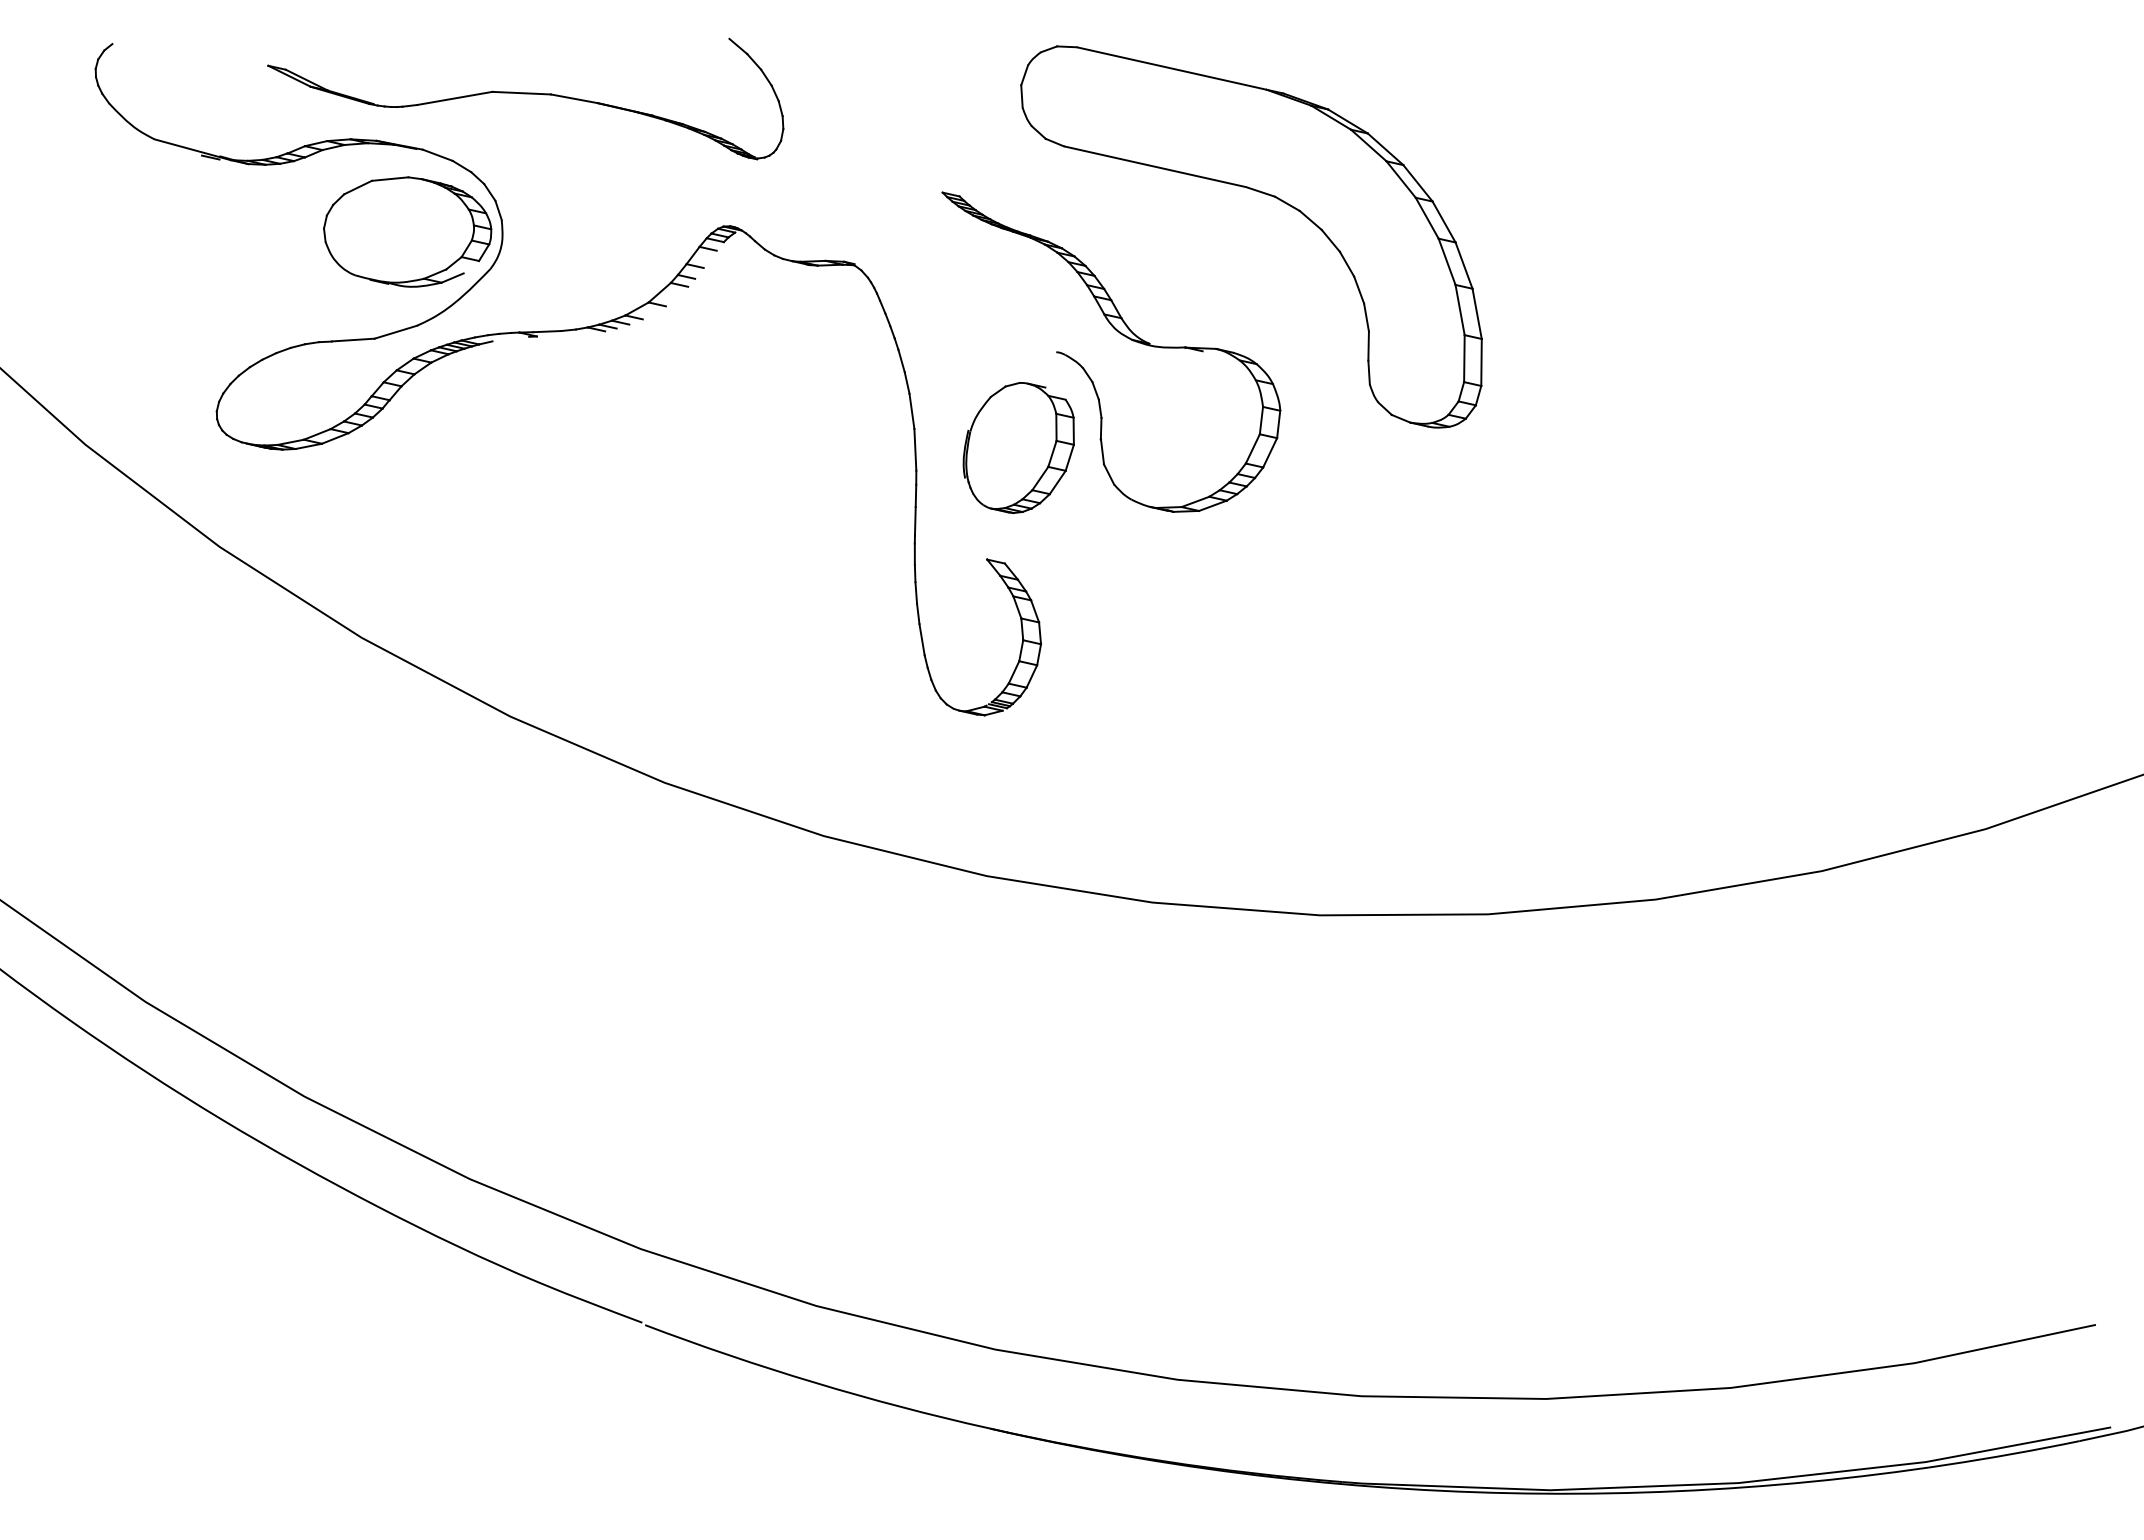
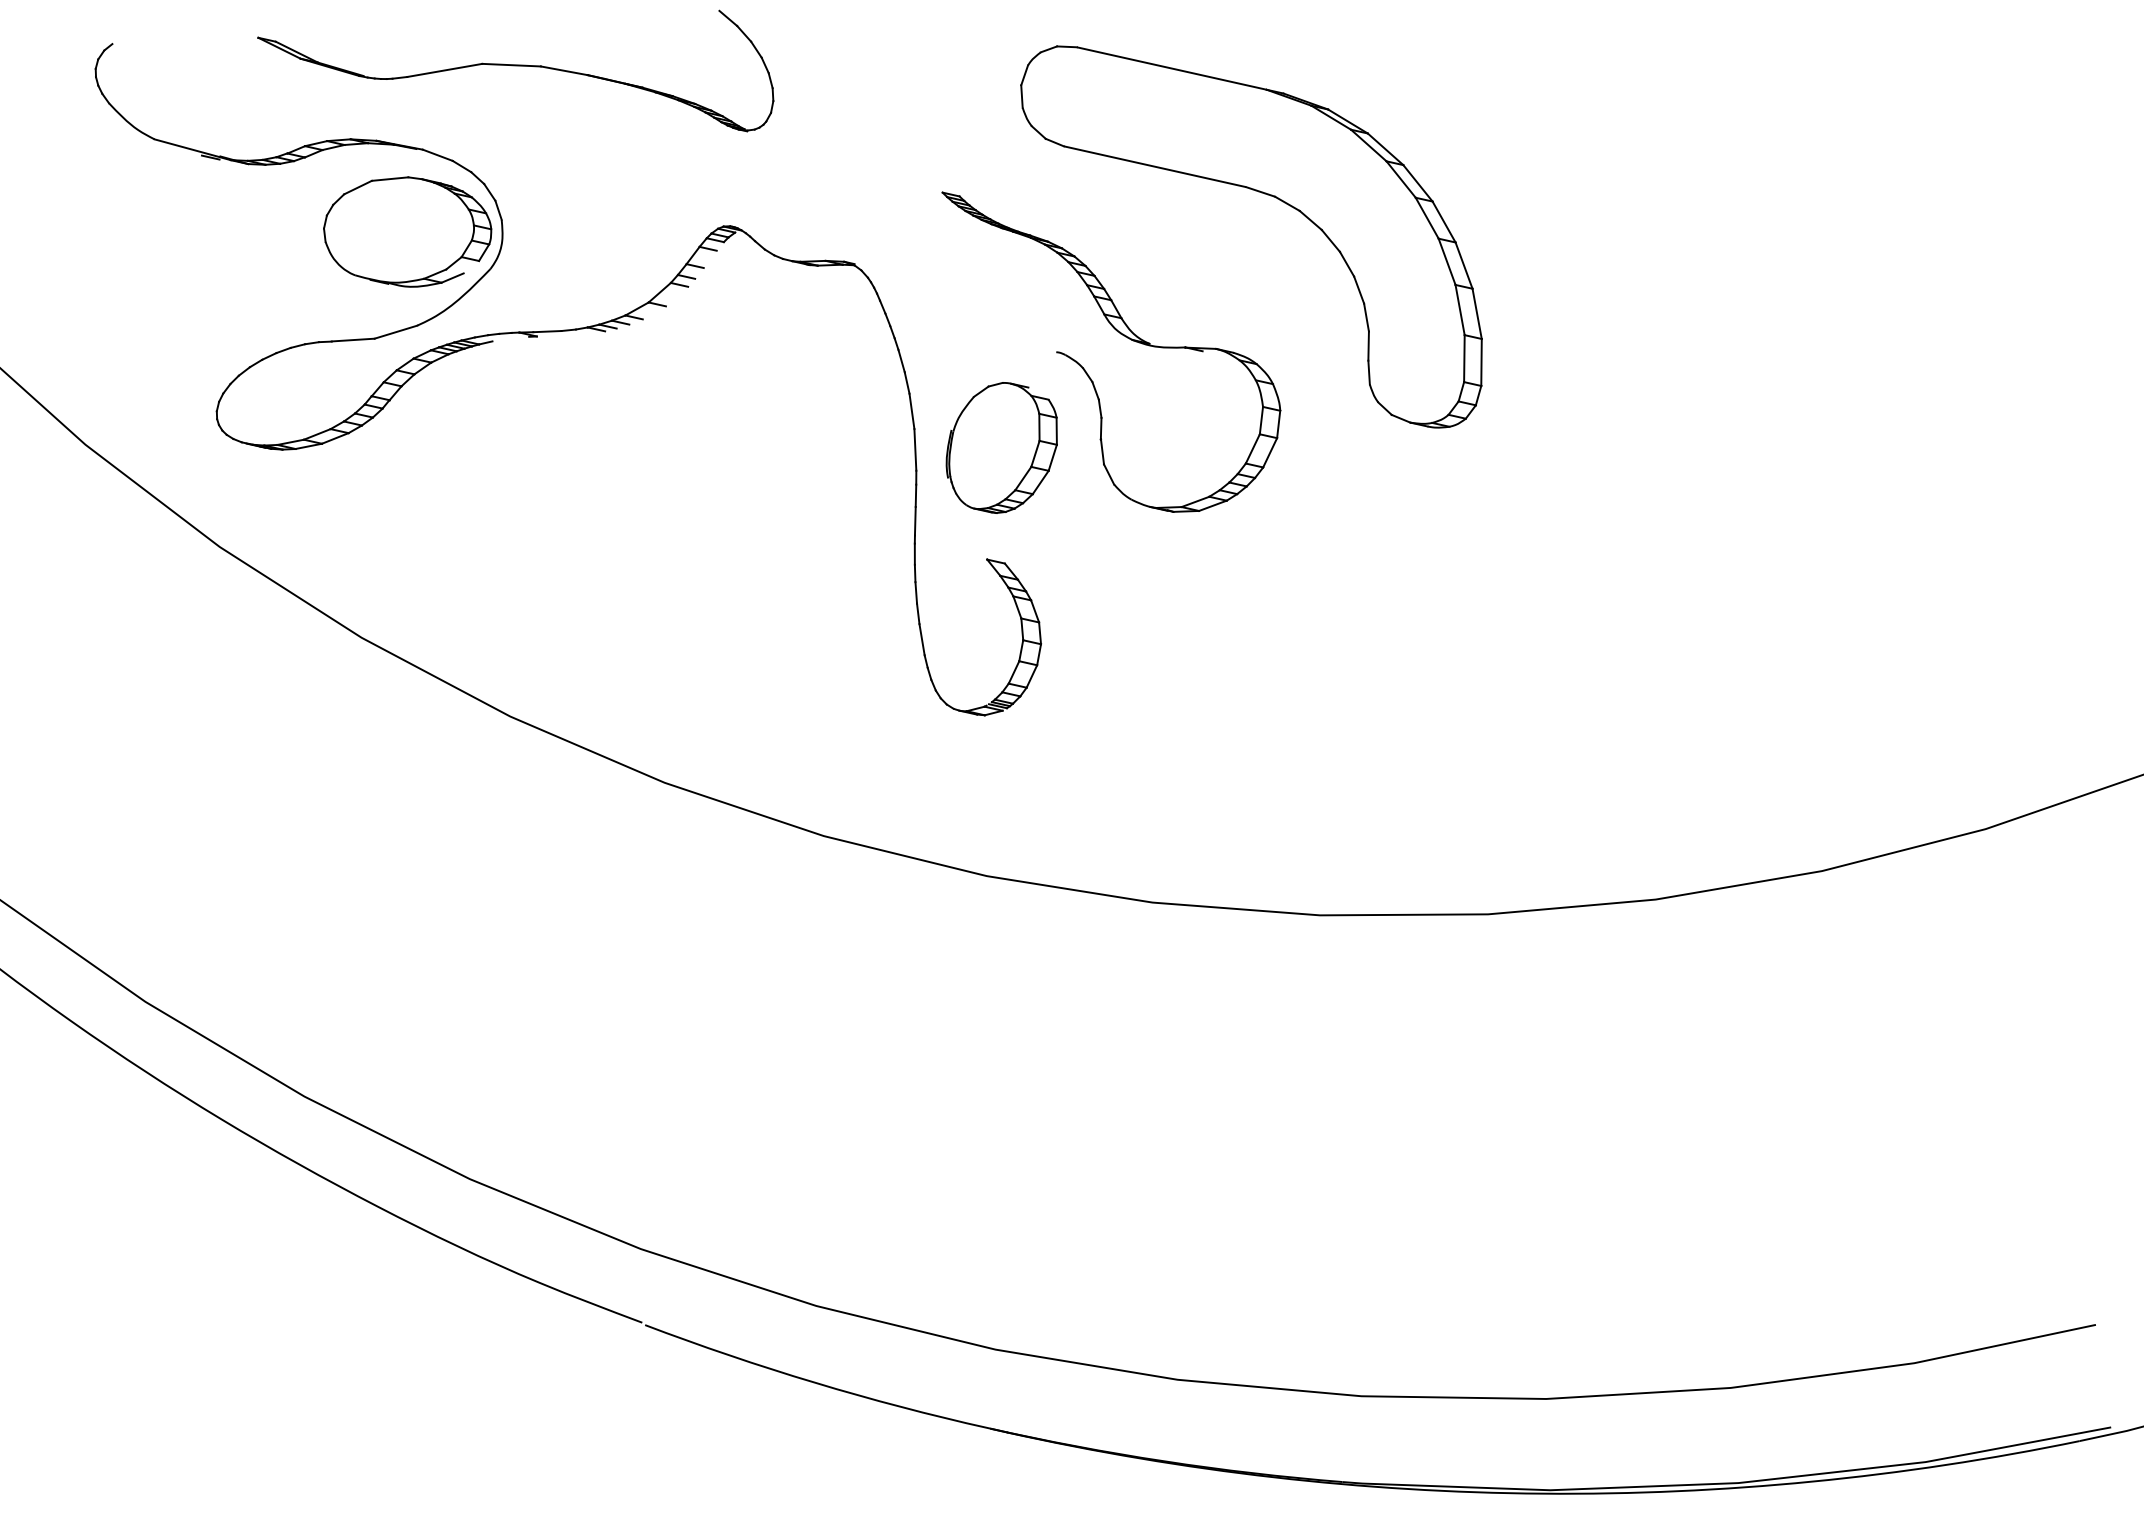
part position: (525, 98) -> (515, 70) (515, 70)
part position: (1018, 447) -> (1001, 447) (1001, 447)
